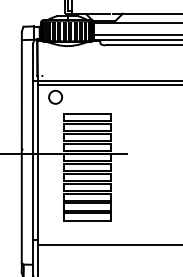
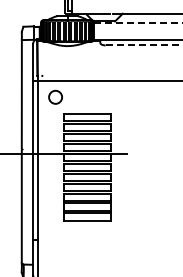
line: solid -> dashed (139, 22)
line: present -> none (136, 35)
line: solid -> dashed (144, 45)
line: present -> none (108, 85)
line: present -> none (108, 245)
